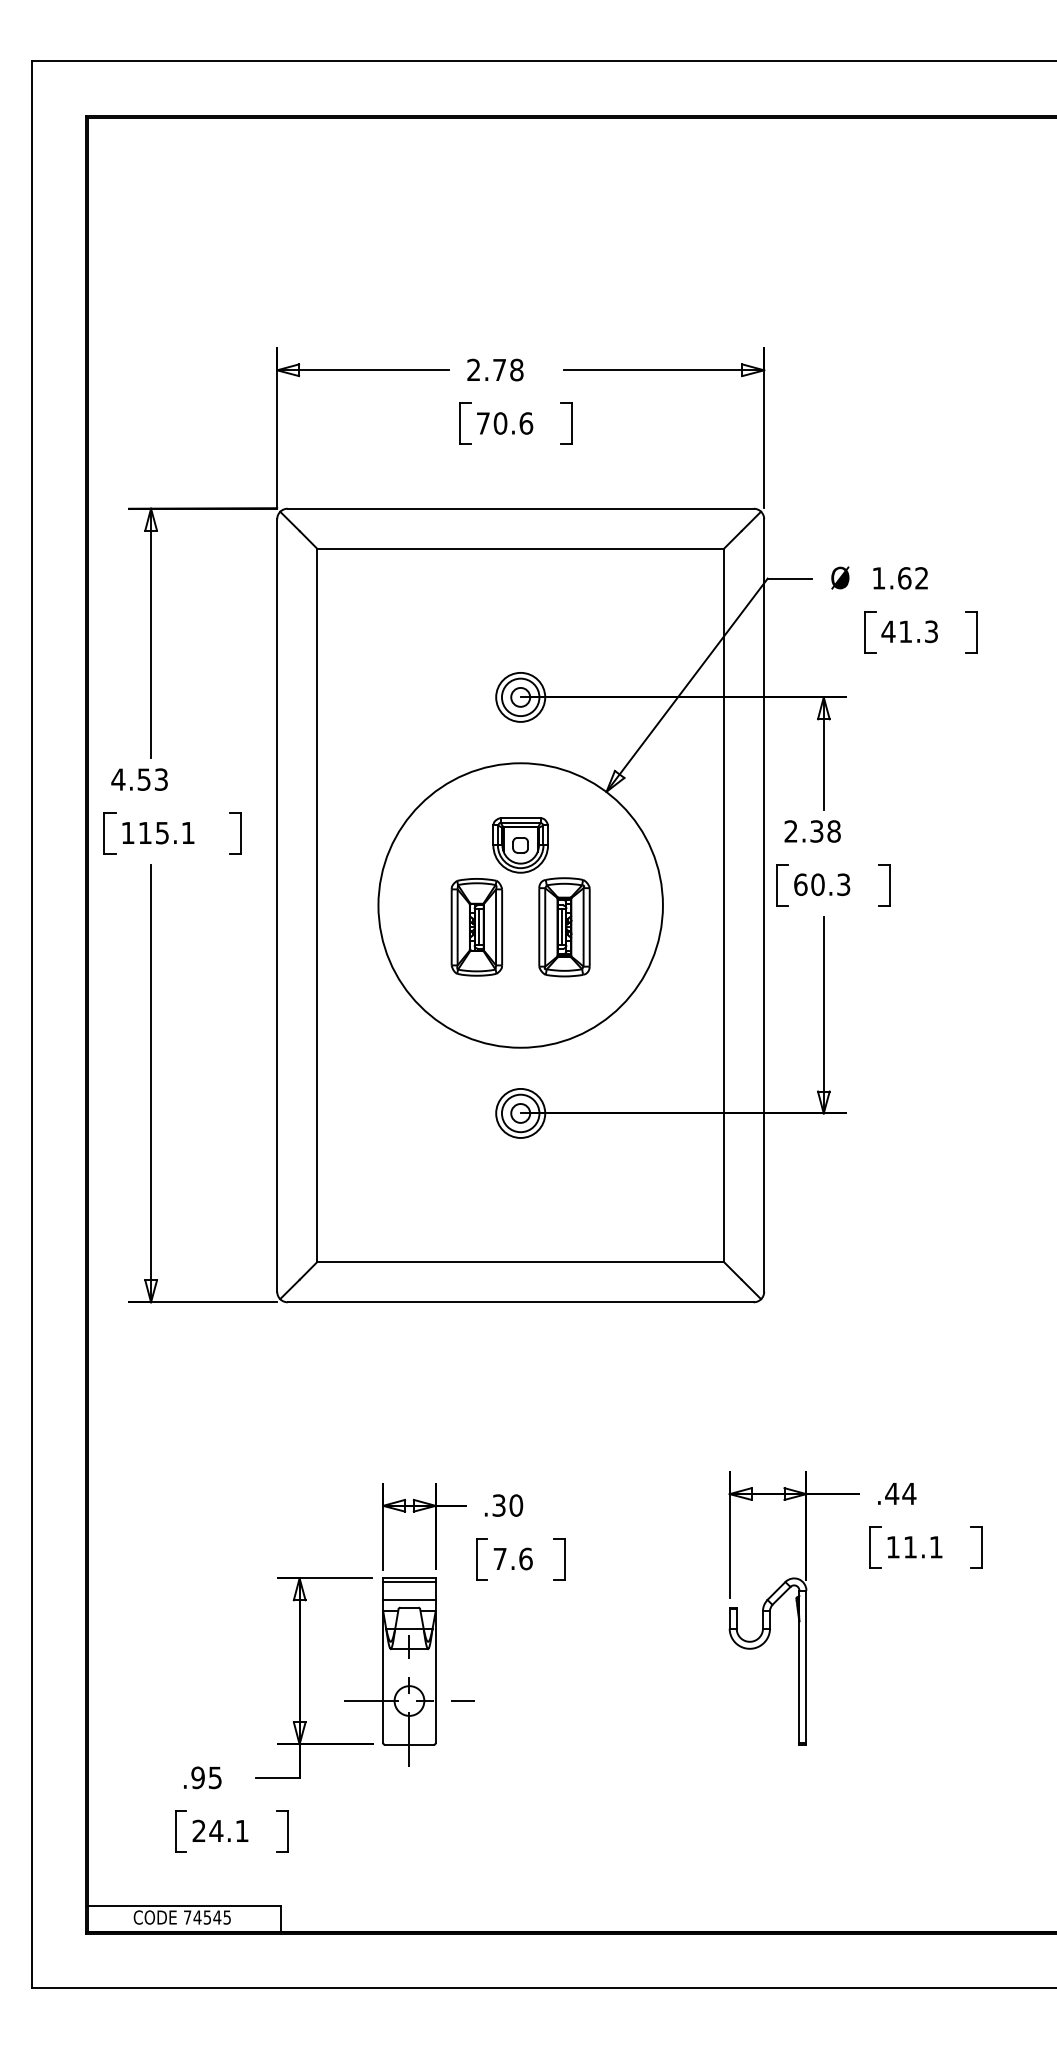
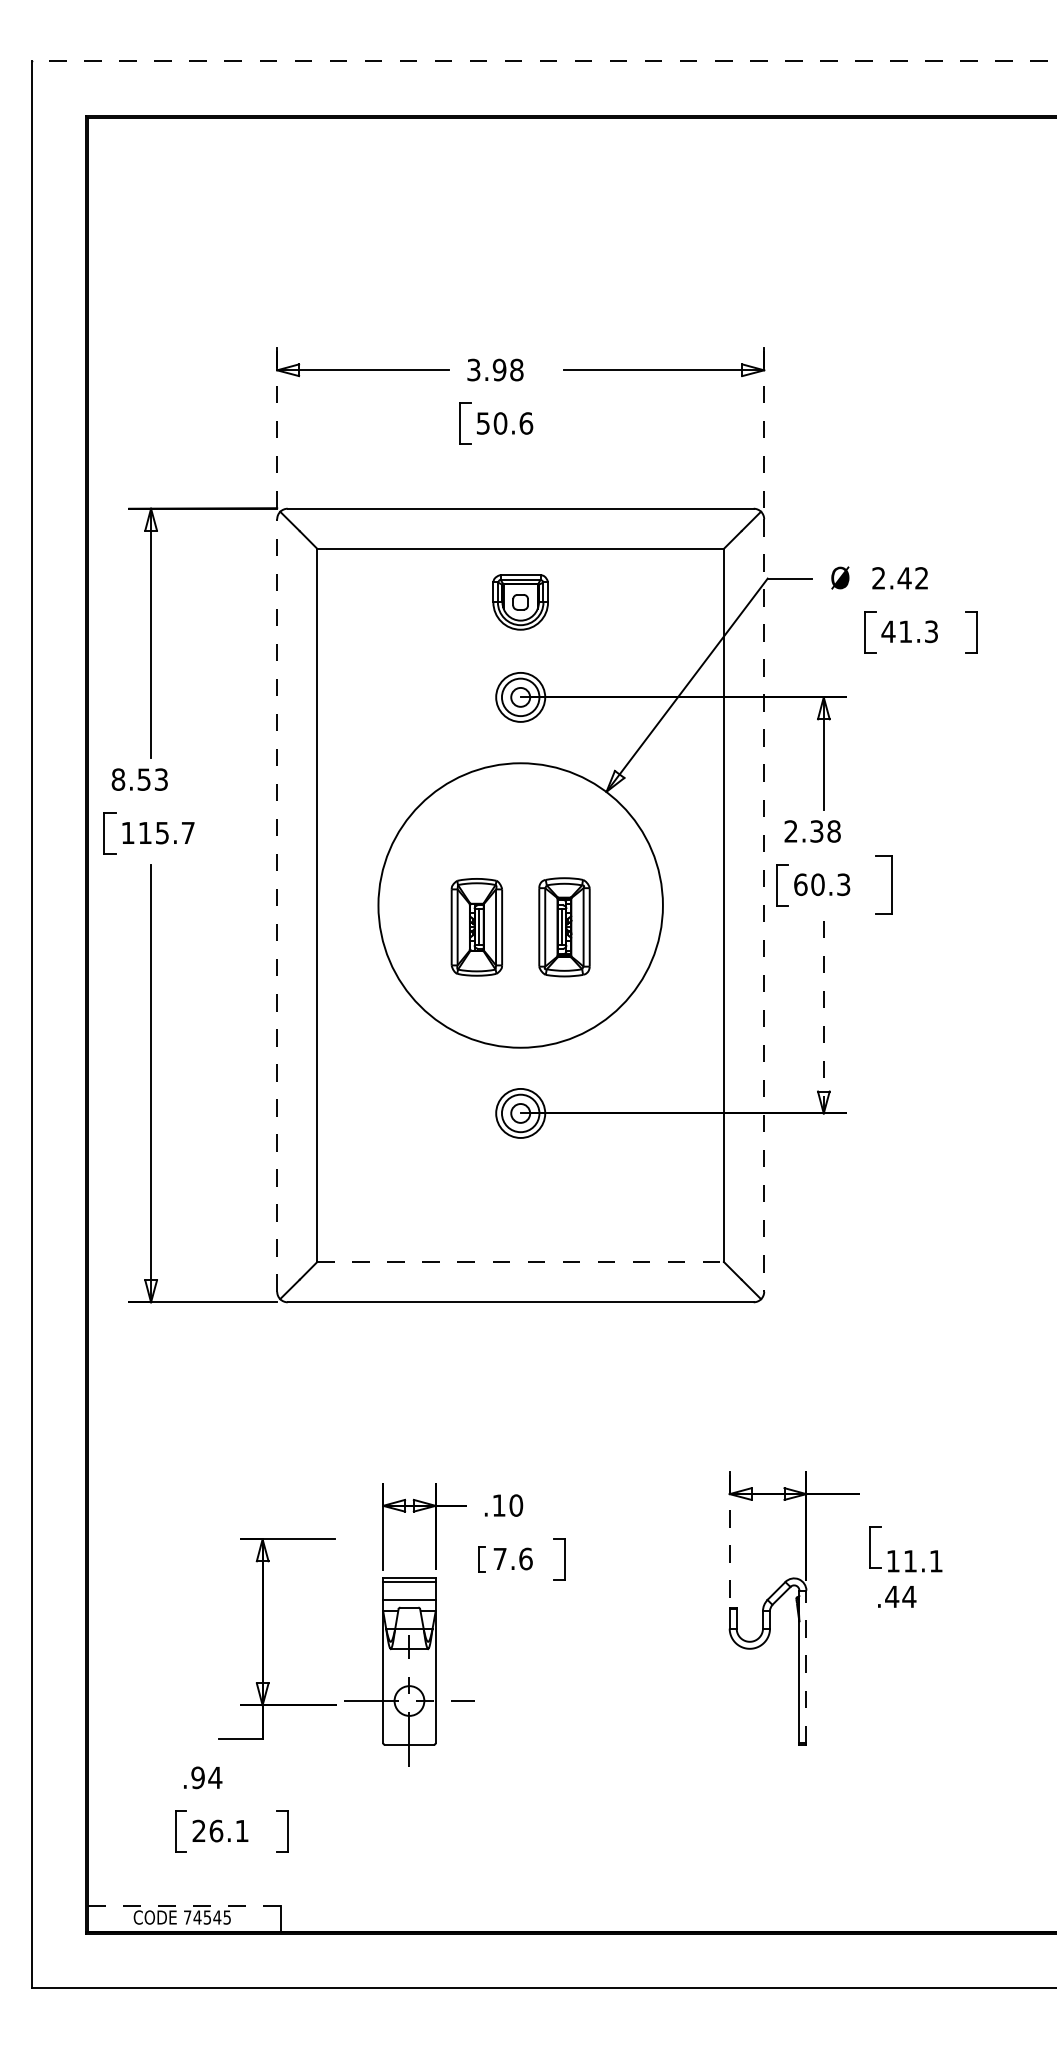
line: solid -> dashed (543, 61)
text: 2.78 -> 3.98 (486, 369)
text: 70.6 -> 50.6 (482, 423)
part: present -> none (566, 423)
line: solid -> dashed (277, 428)
line: solid -> dashed (764, 428)
text: 1.62 -> 2.42 (891, 578)
text: 4.53 -> 8.53 (118, 779)
text: 115.1 -> 115.7 (188, 832)
part: present -> none (235, 833)
part position: (520, 845) -> (520, 602) (520, 602)
part size: 13x43 px -> 18x60 px (883, 884)
line: solid -> dashed (277, 905)
line: solid -> dashed (764, 906)
line: solid -> dashed (823, 1014)
line: solid -> dashed (521, 1262)
text position: (897, 1493) -> (897, 1596) (897, 1596)
text: .30 -> .10 (498, 1505)
line: solid -> dashed (729, 1535)
text position: (914, 1547) -> (914, 1561) (914, 1561)
part: present -> none (976, 1547)
part size: 12x43 px -> 8x27 px (481, 1559)
line: solid -> dashed (806, 1666)
part position: (300, 1677) -> (263, 1638) (263, 1638)
text: .95 -> .94 (215, 1777)
text: 24.1 -> 26.1 (216, 1830)
line: solid -> dashed (185, 1905)
